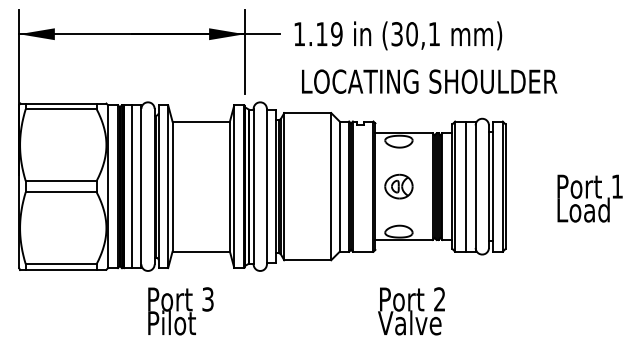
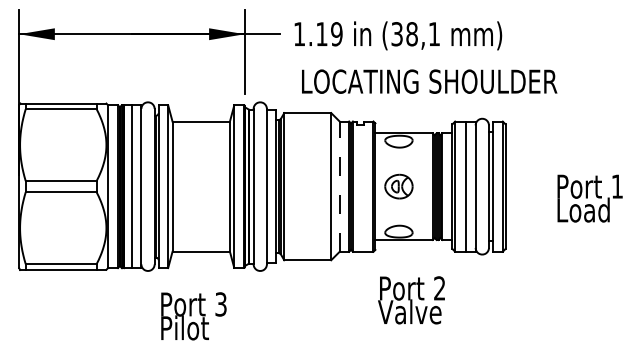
text: (30,1 -> (38,1 (411, 34)
line: solid -> dashed (339, 186)
text position: (180, 311) -> (193, 316) (193, 316)
text position: (411, 311) -> (411, 300) (411, 300)
